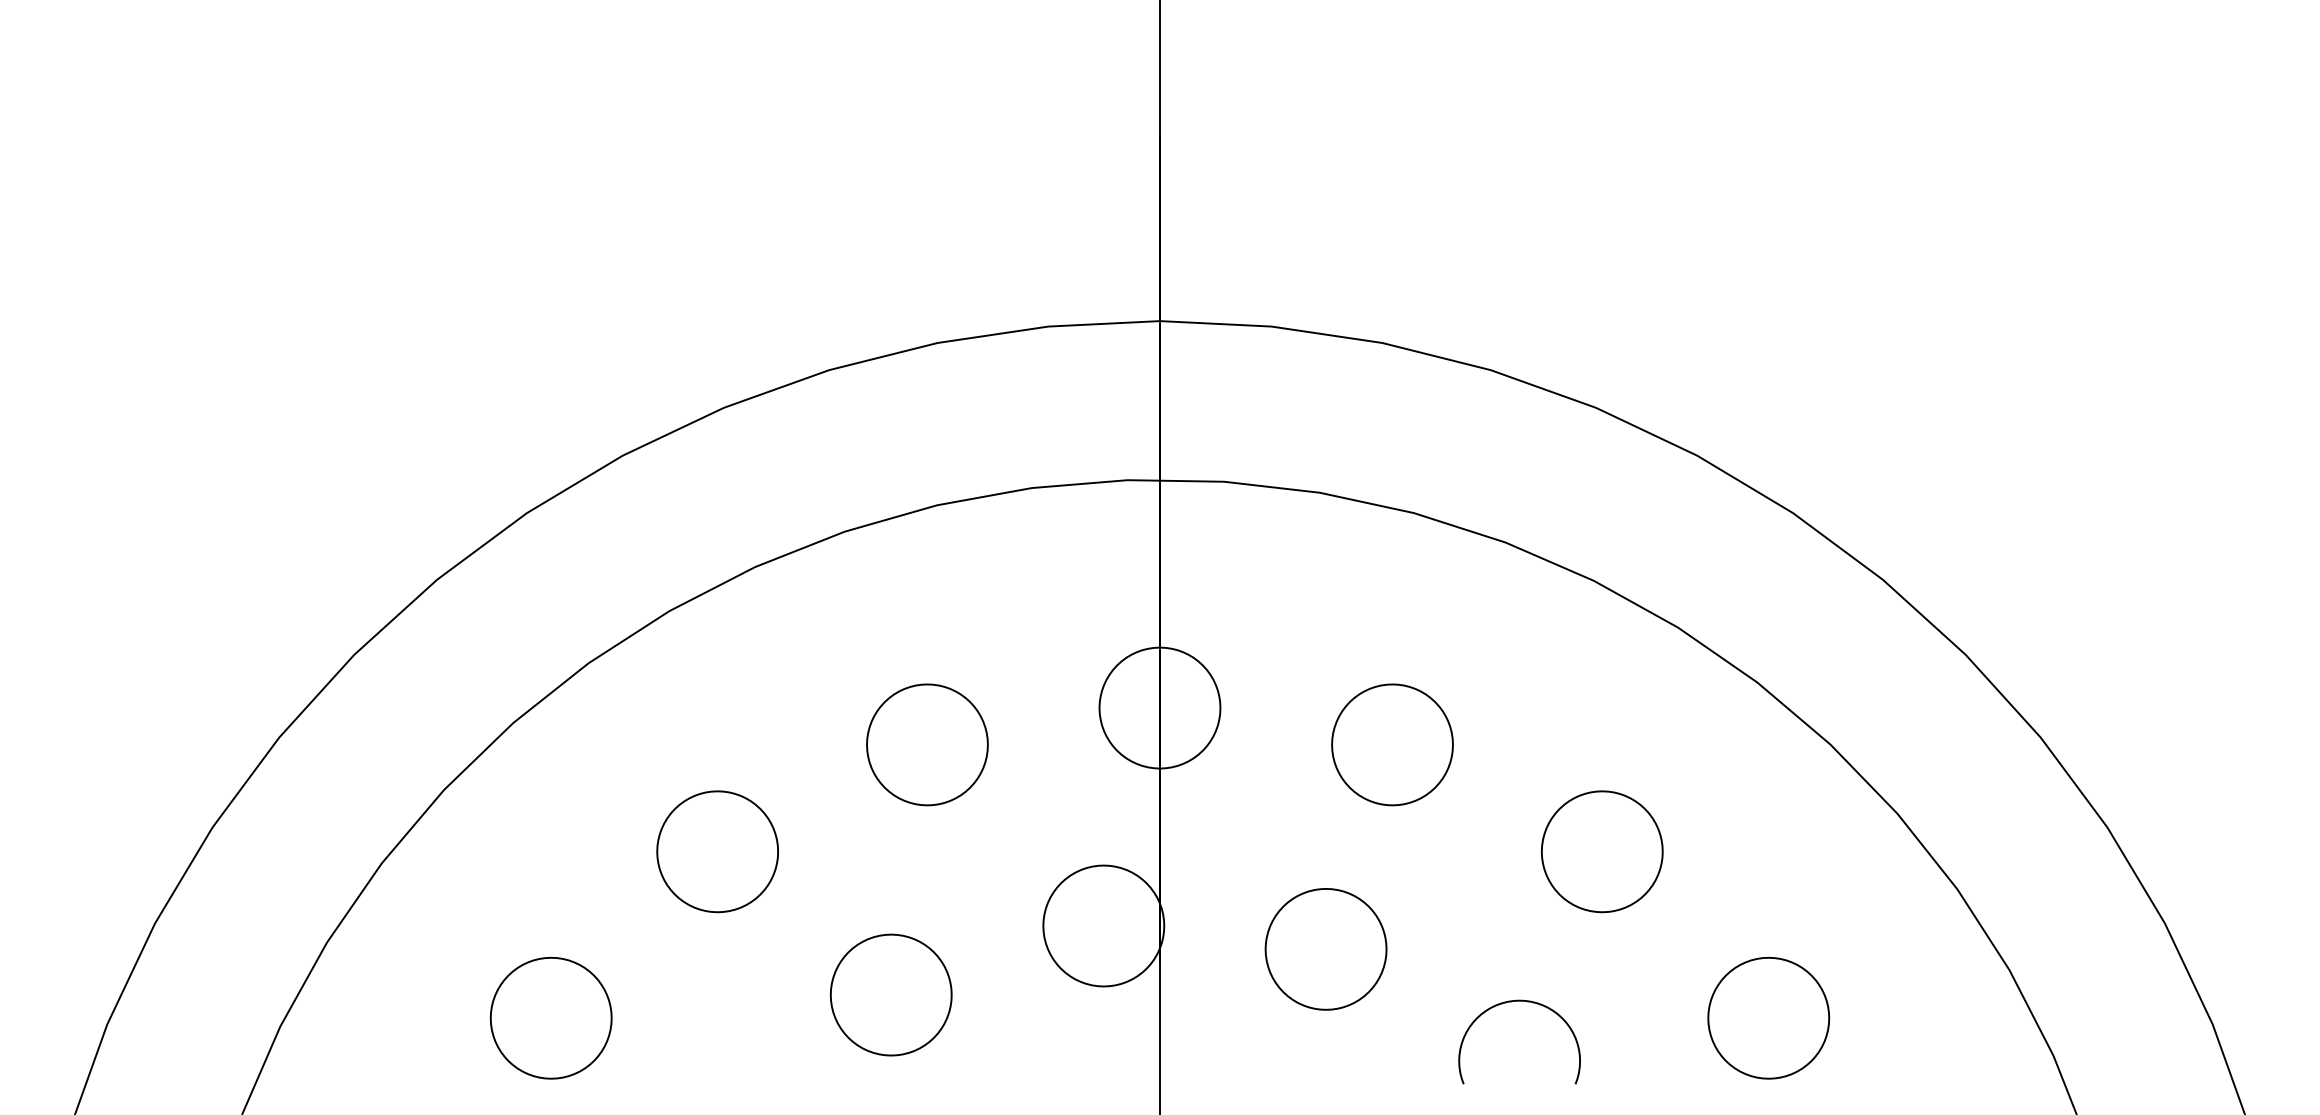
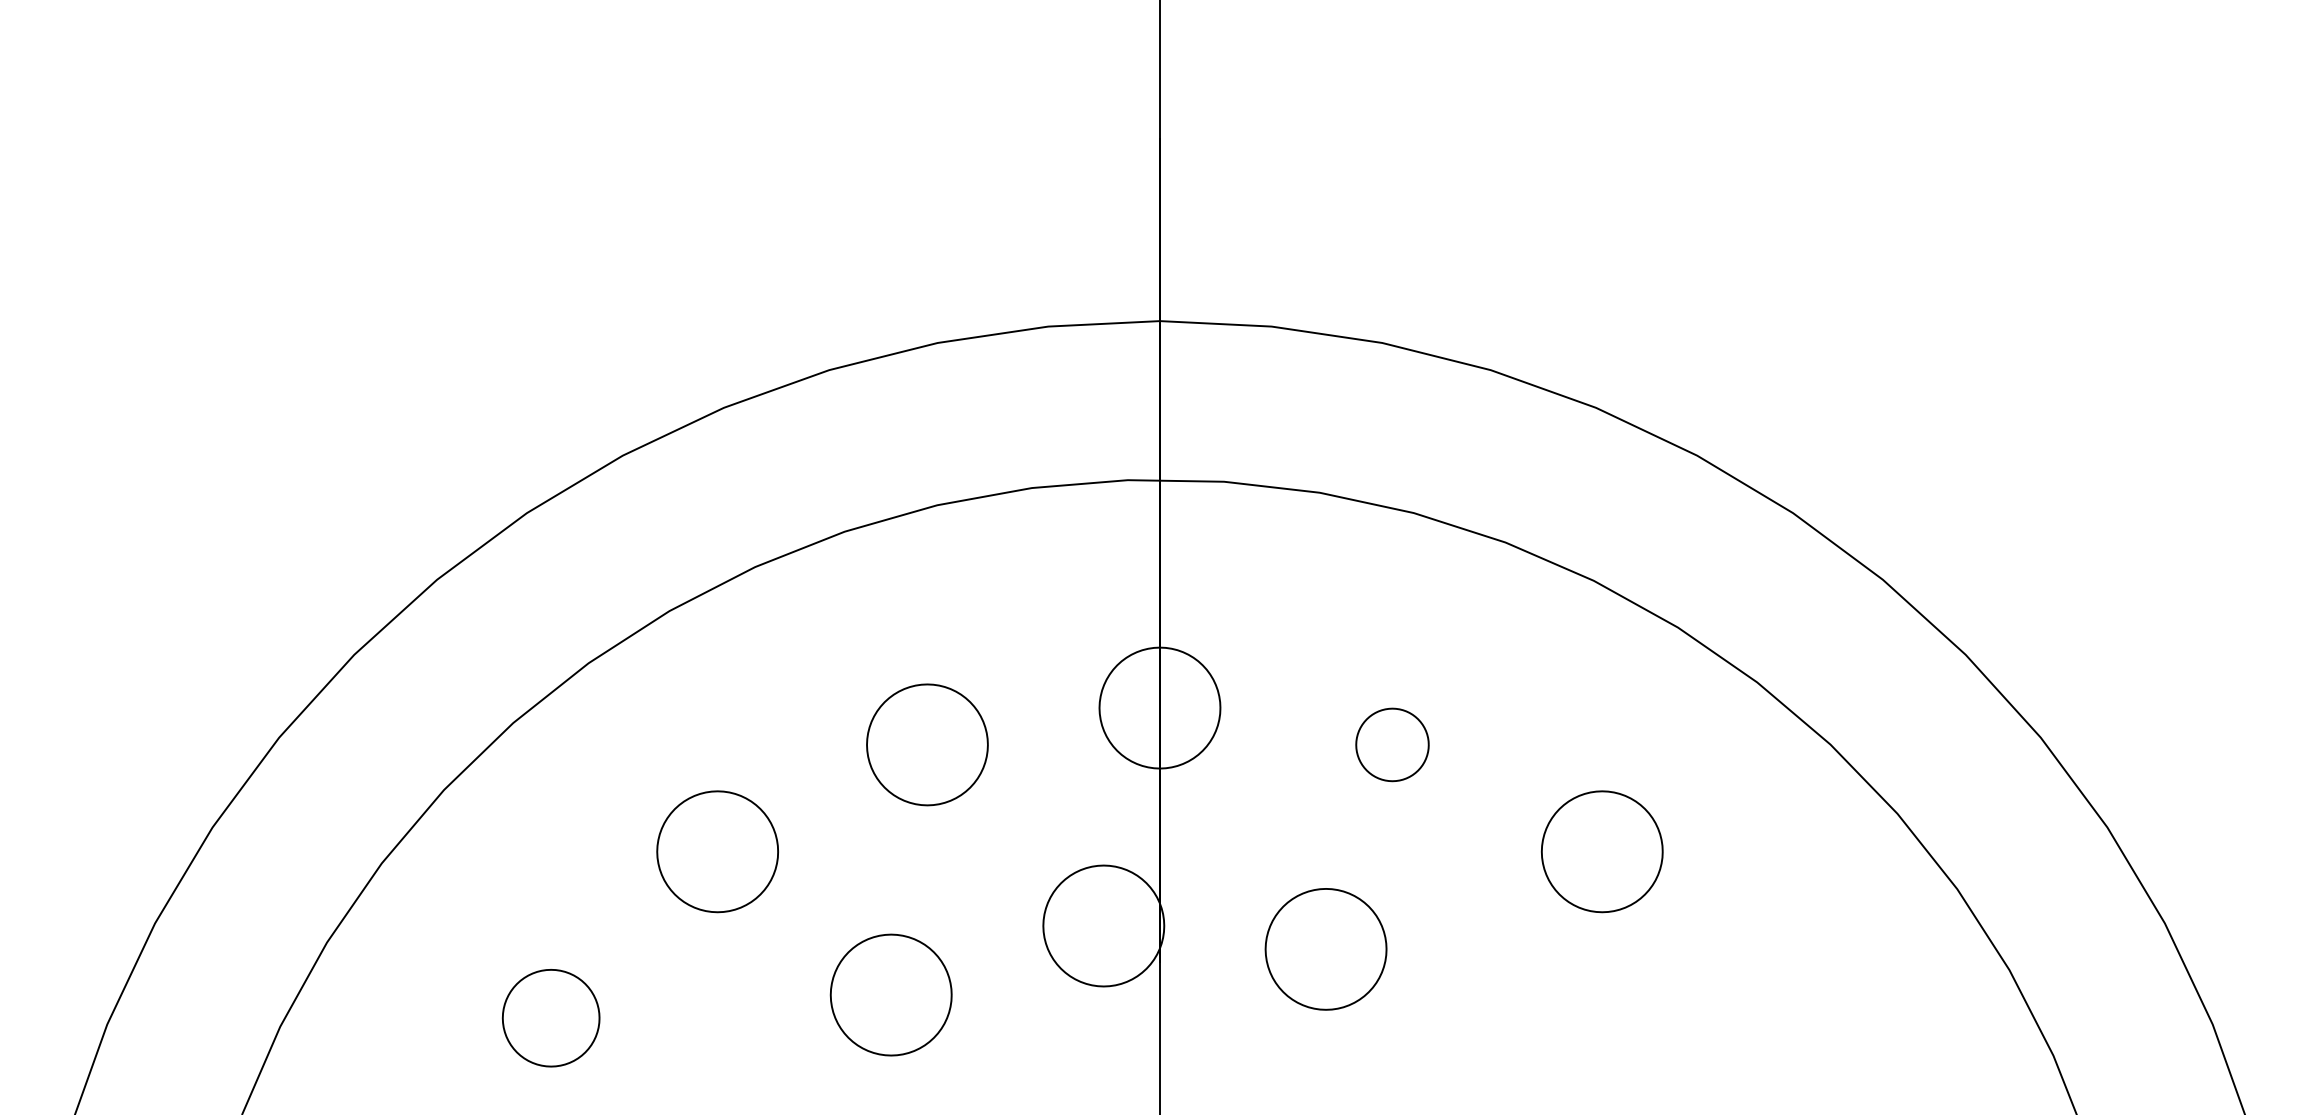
part size: 123x124 px -> 75x76 px (1392, 744)
curve: present -> none (1511, 1002)
part size: 124x124 px -> 100x99 px (550, 1018)
part: present -> none (1768, 1017)
